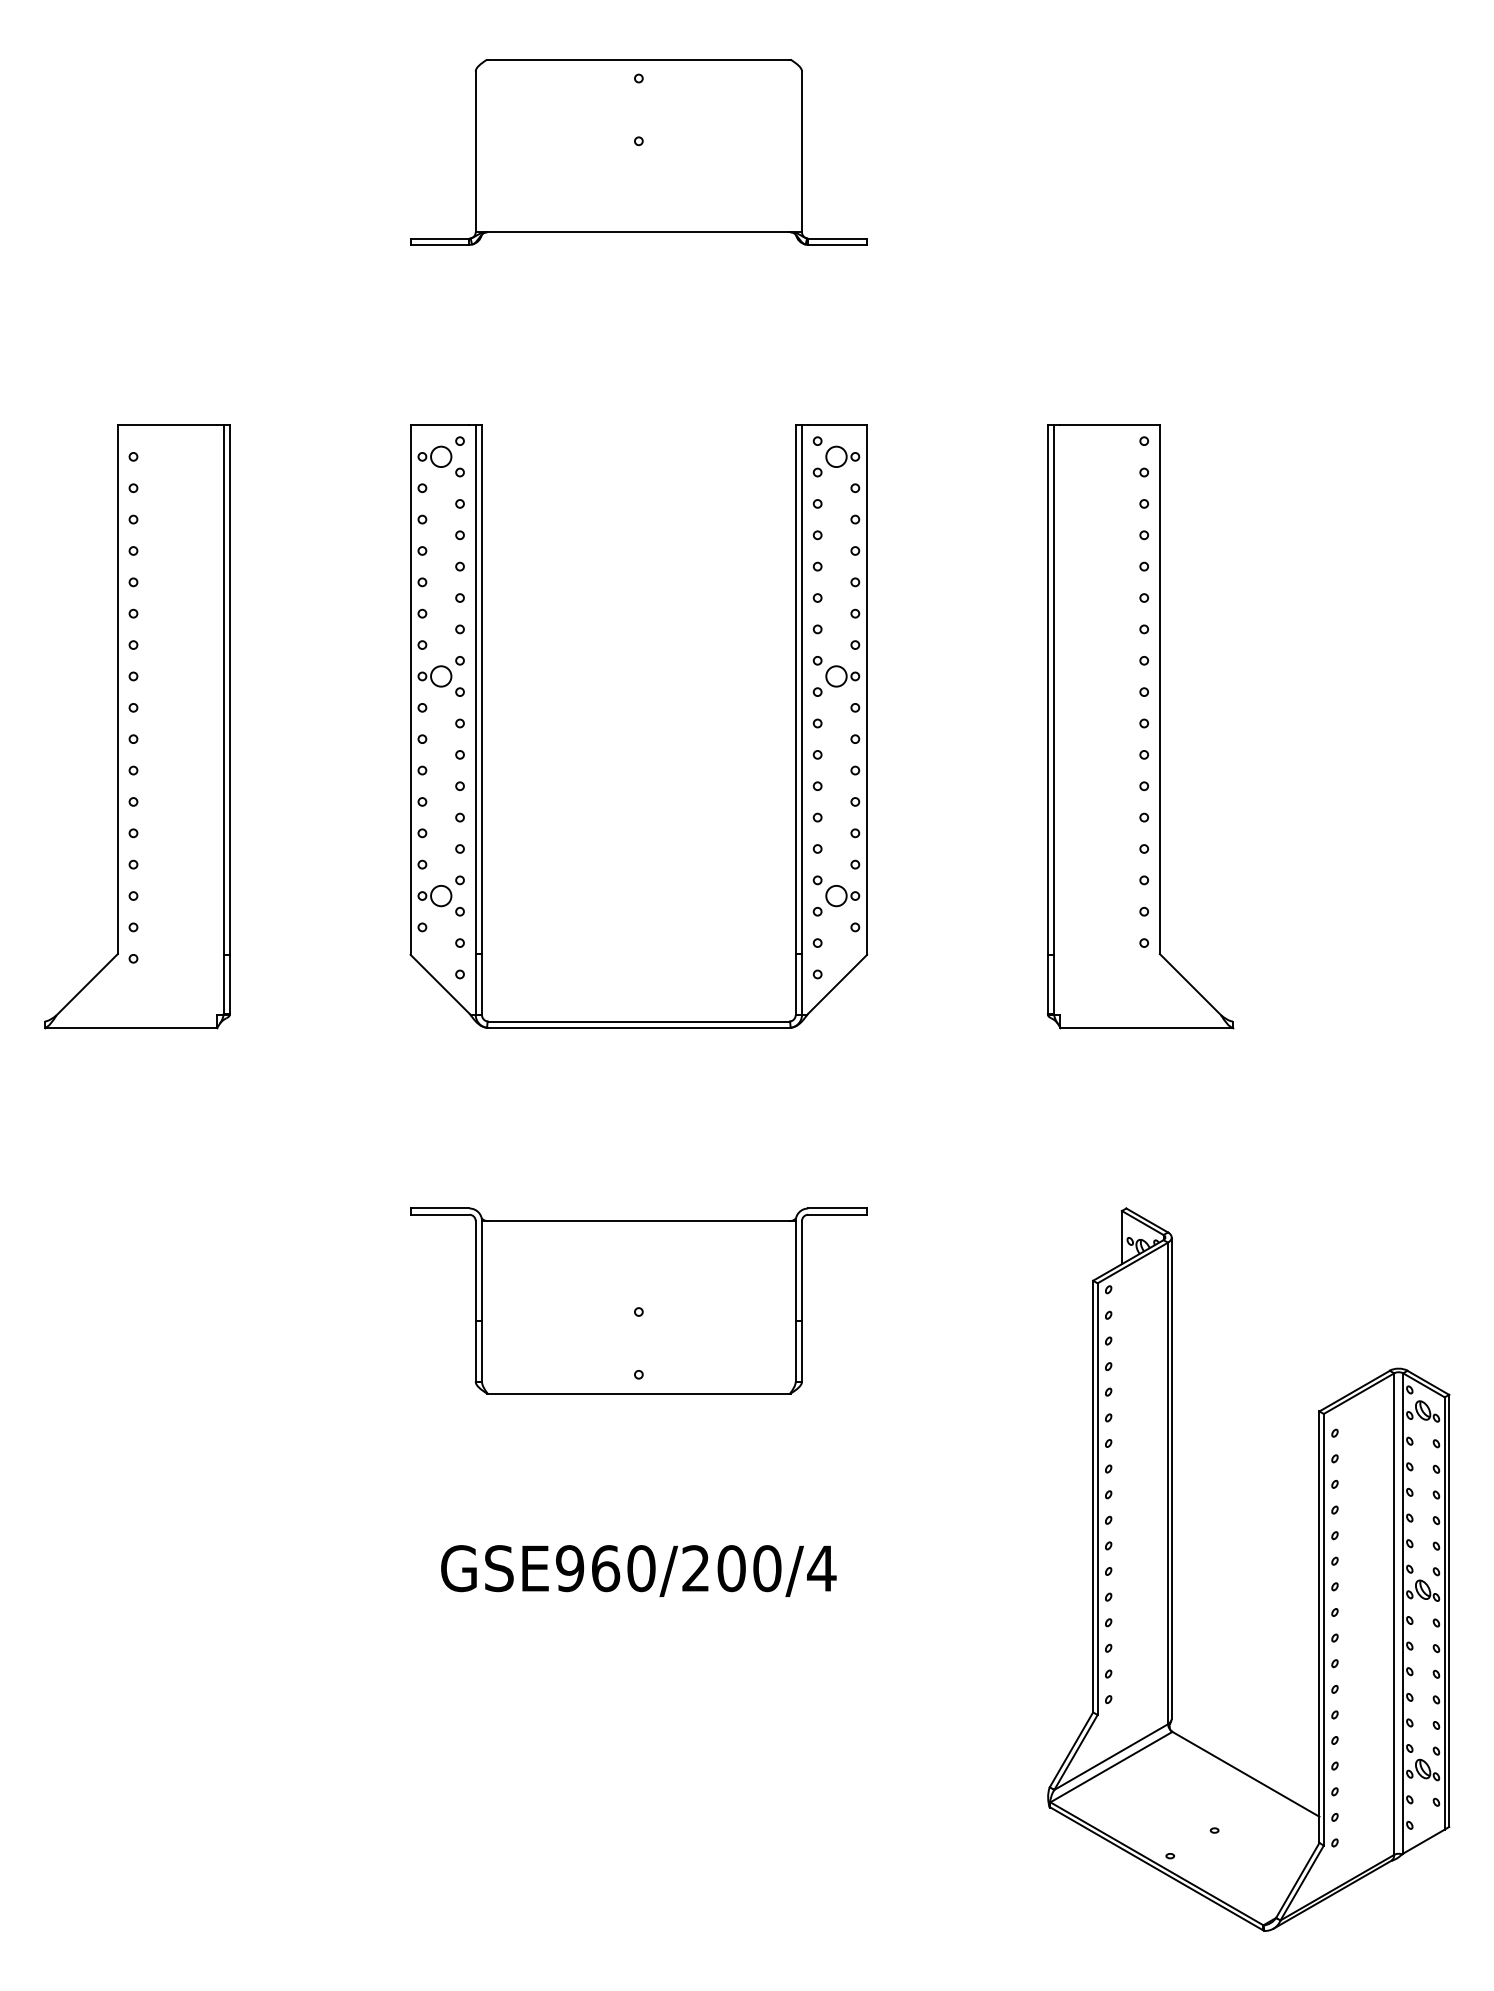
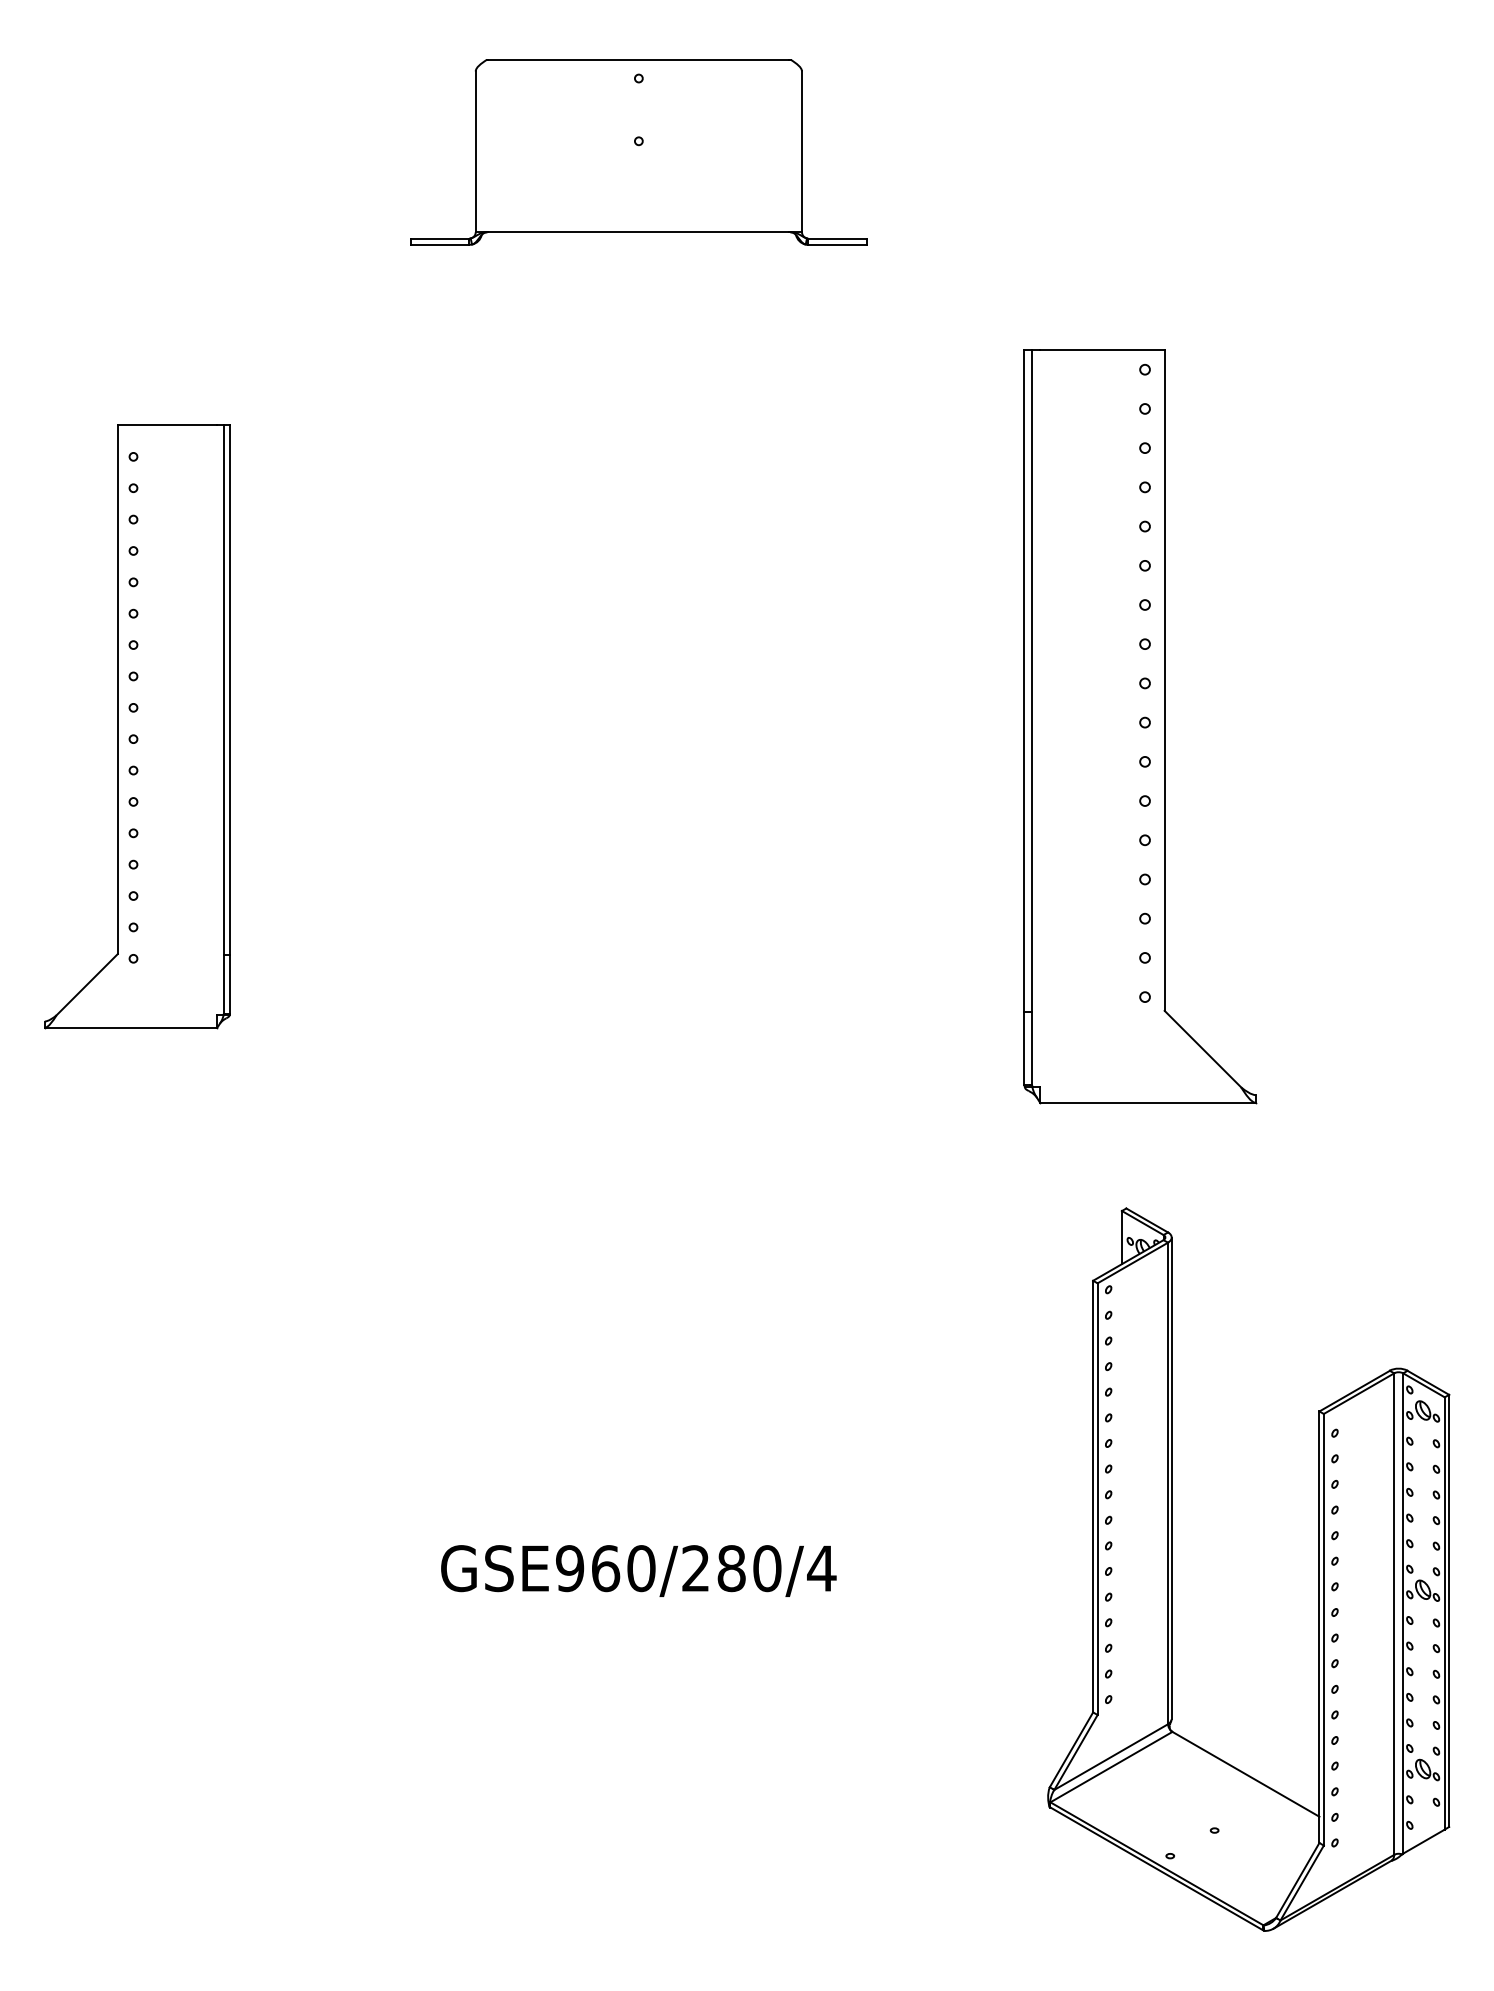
part: present -> none (482, 726)
part size: 188x606 px -> 235x756 px (1140, 726)
part: present -> none (638, 1300)
text: GSE960/200/4 -> GSE960/280/4 (731, 1568)
